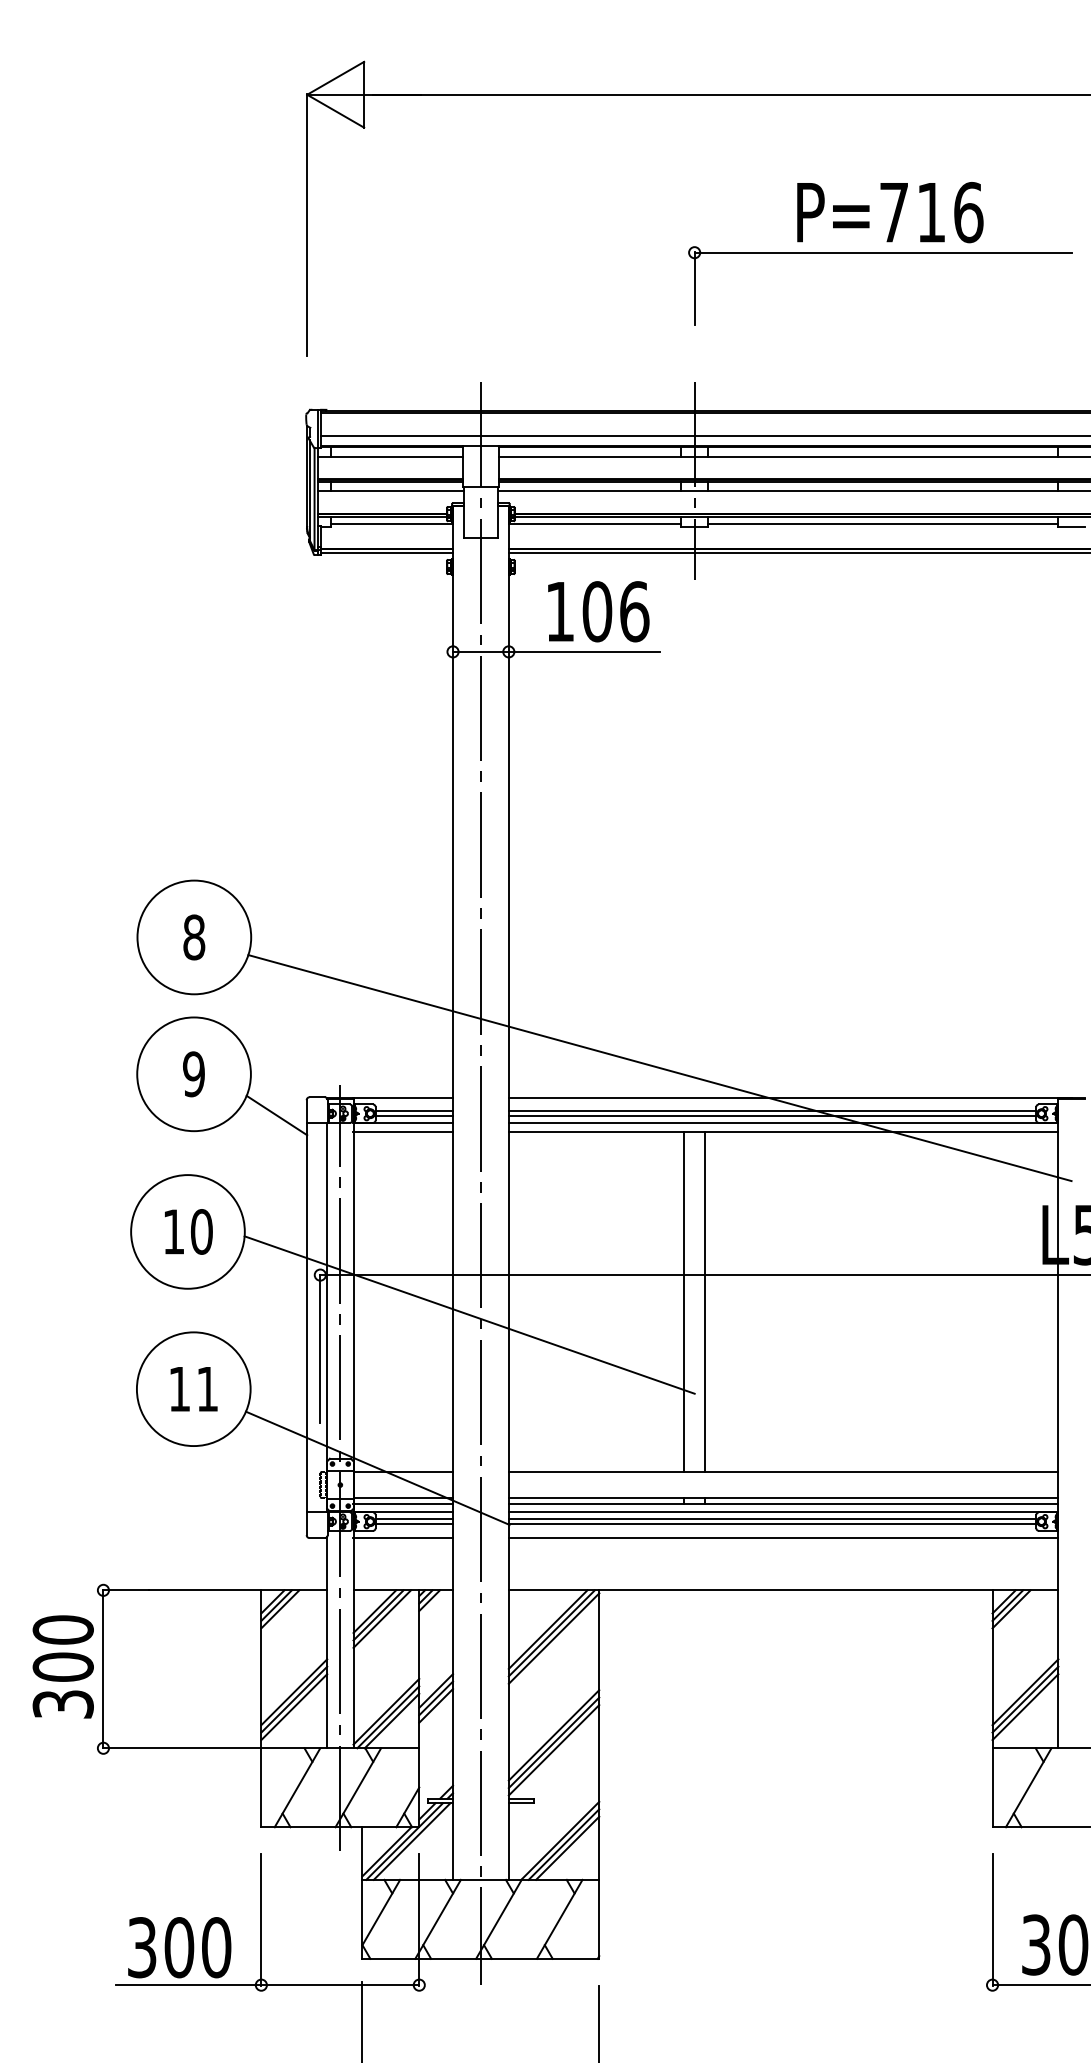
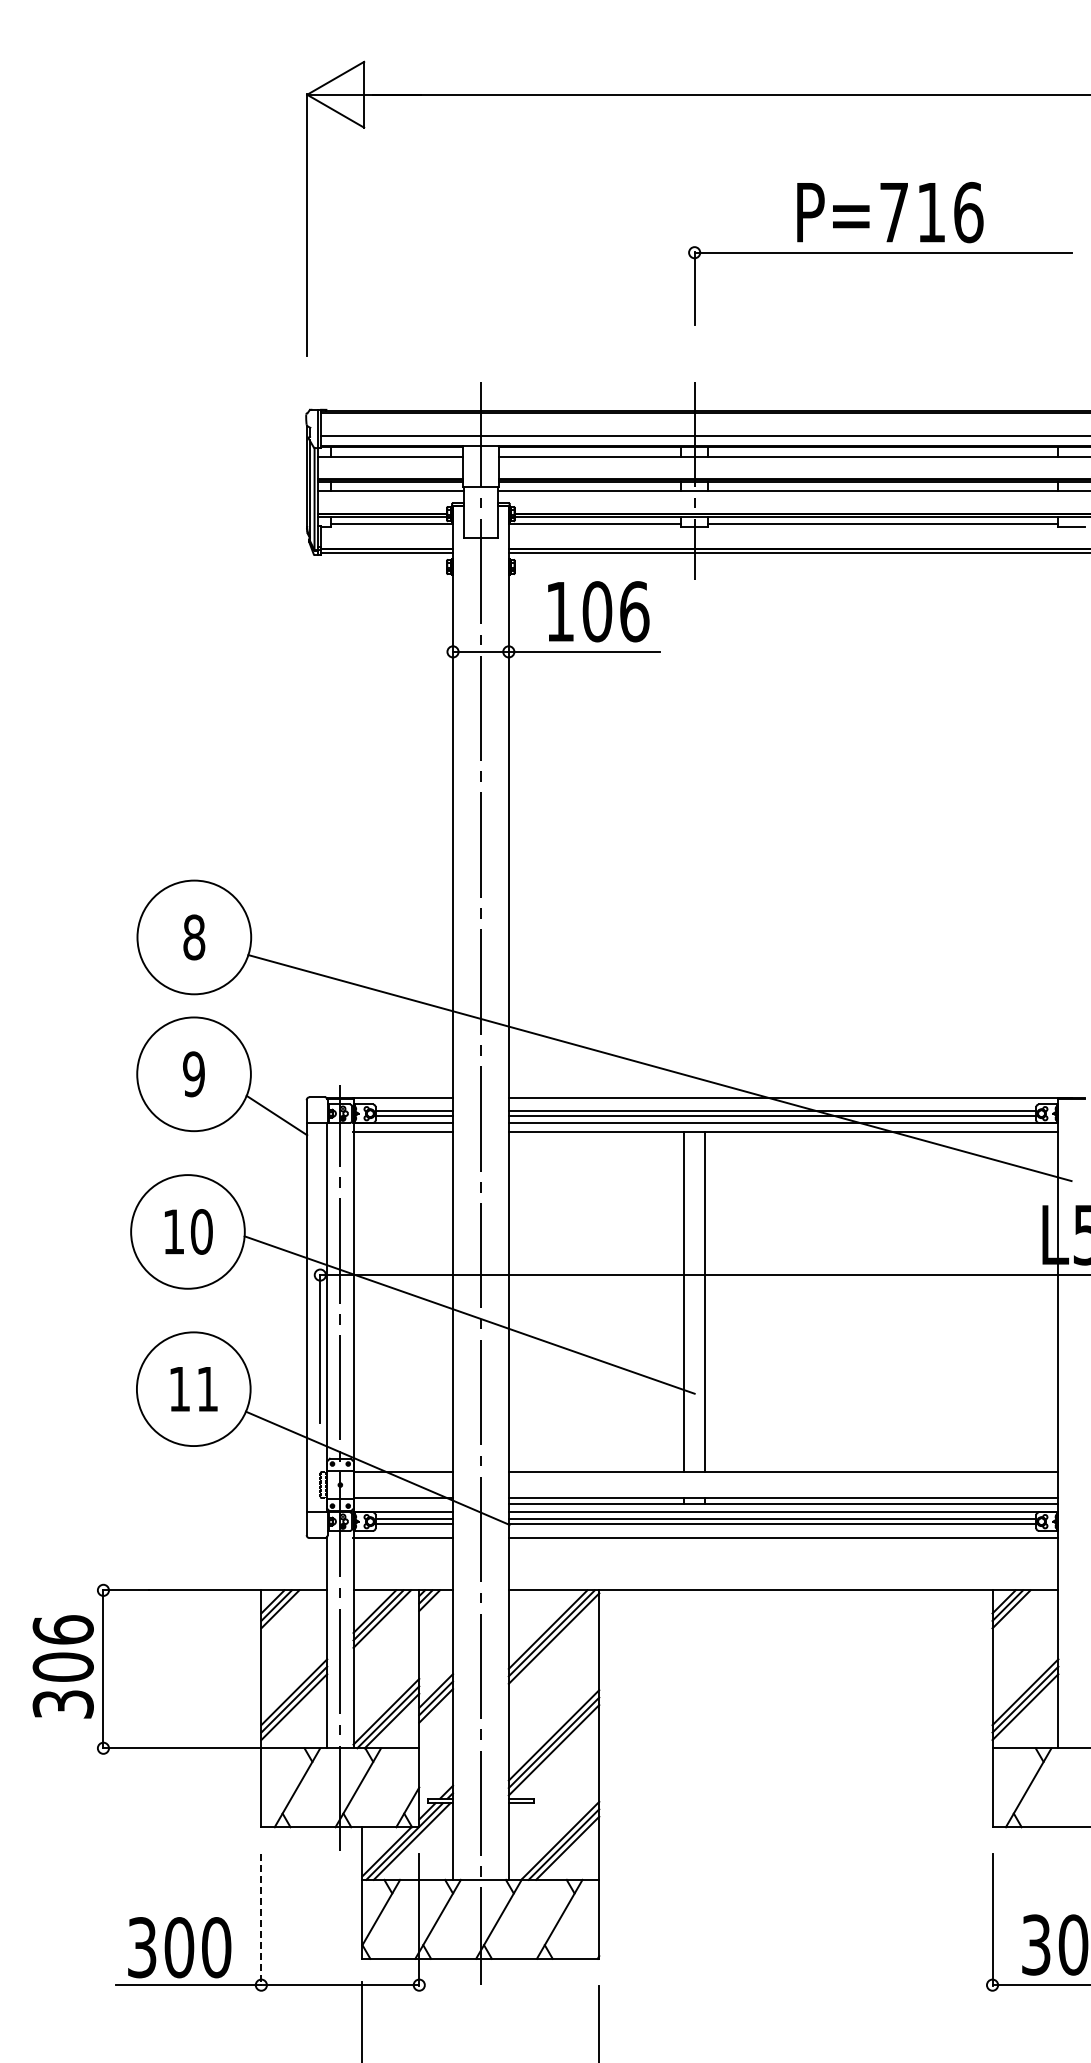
line: present -> none (403, 1503)
text: 300 -> 306 (62, 1629)
line: solid -> dashed (261, 1920)
